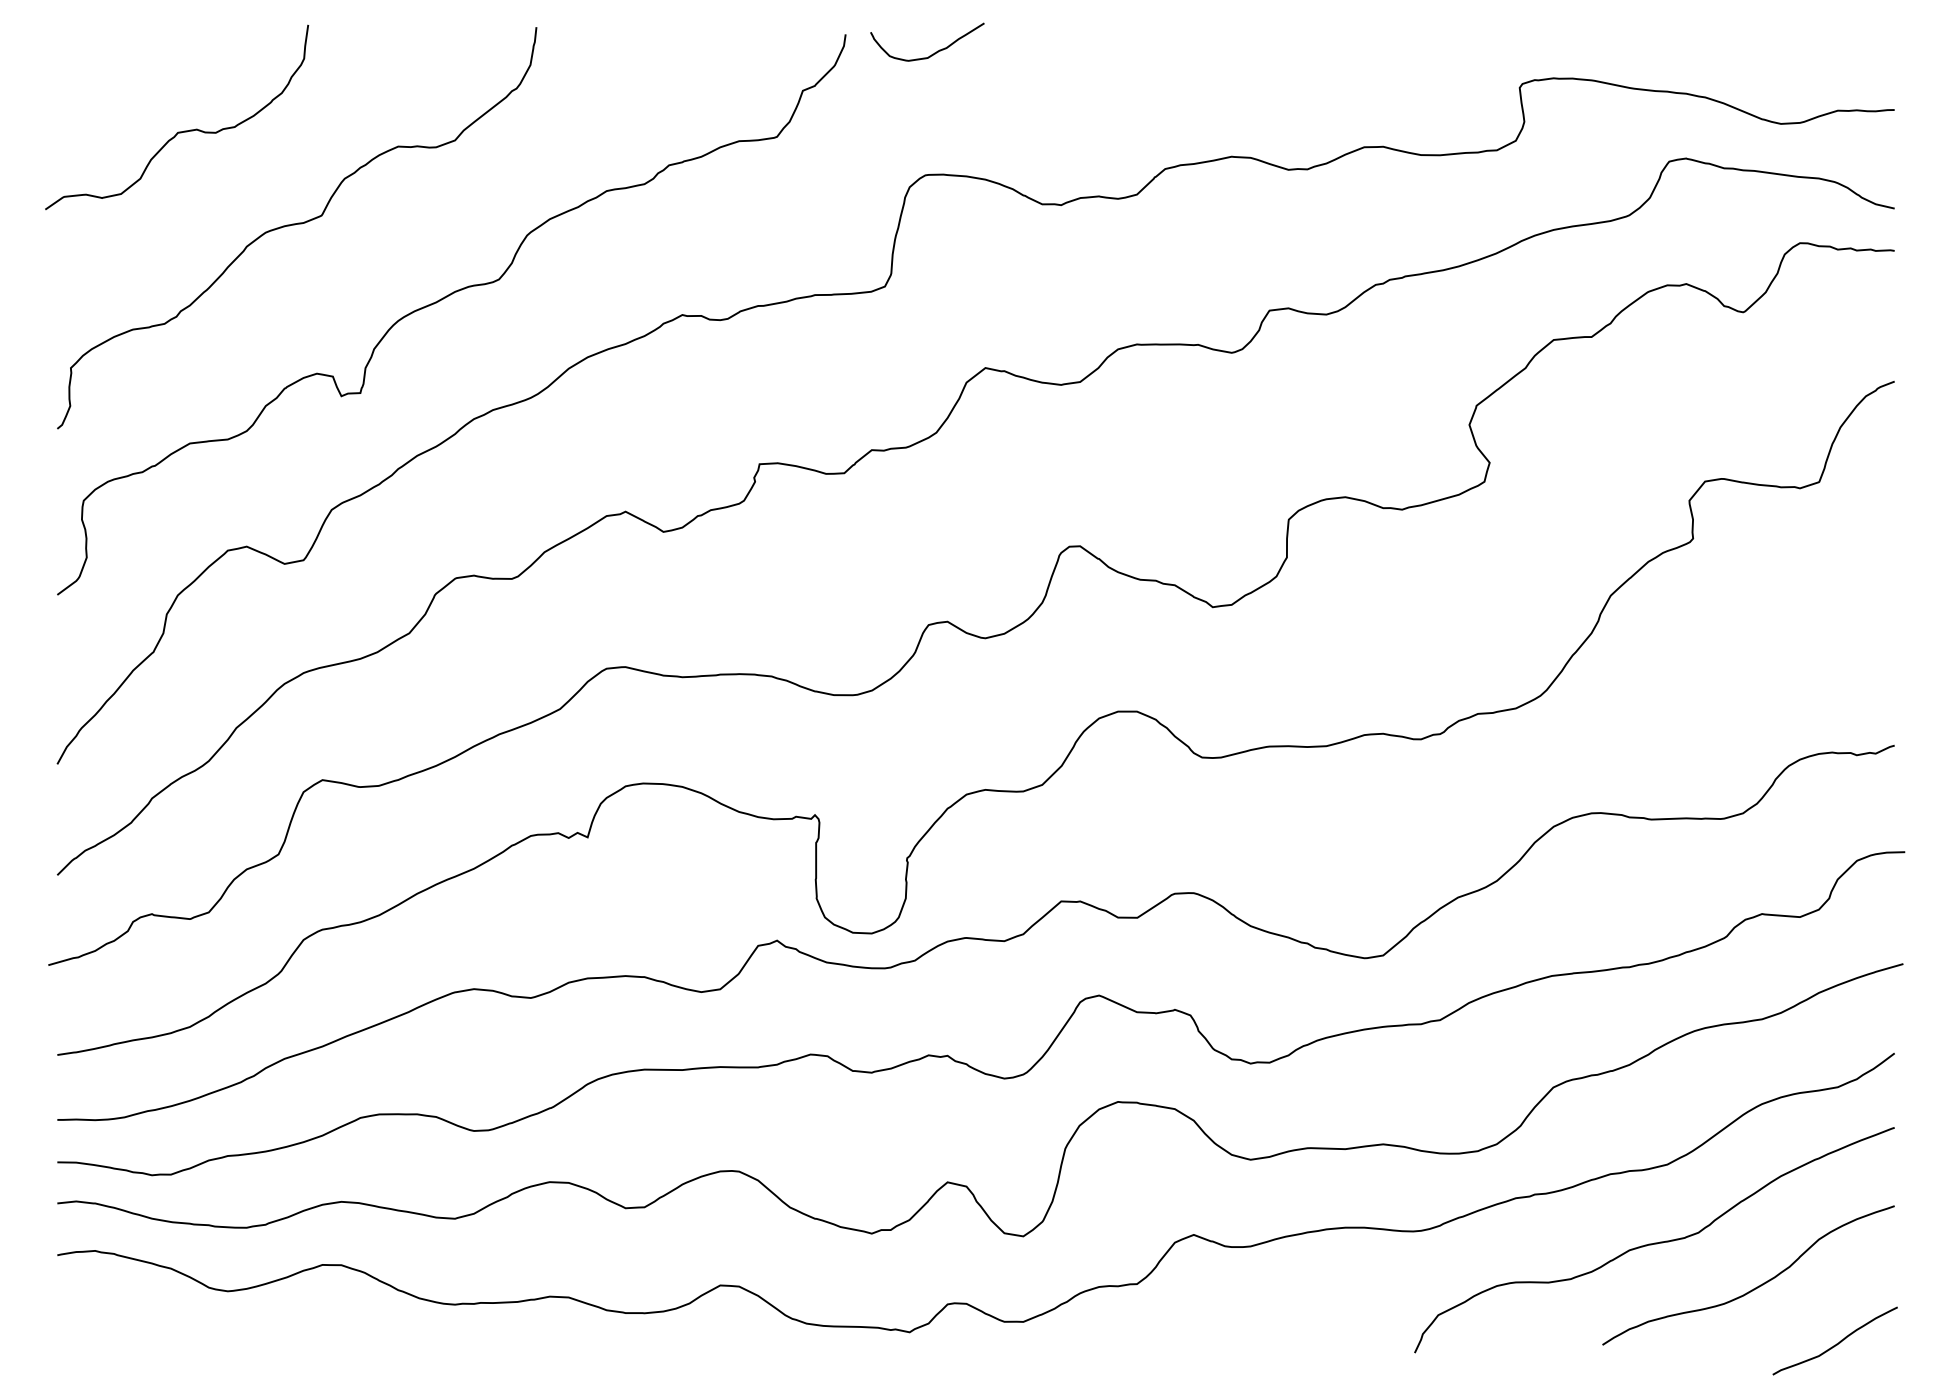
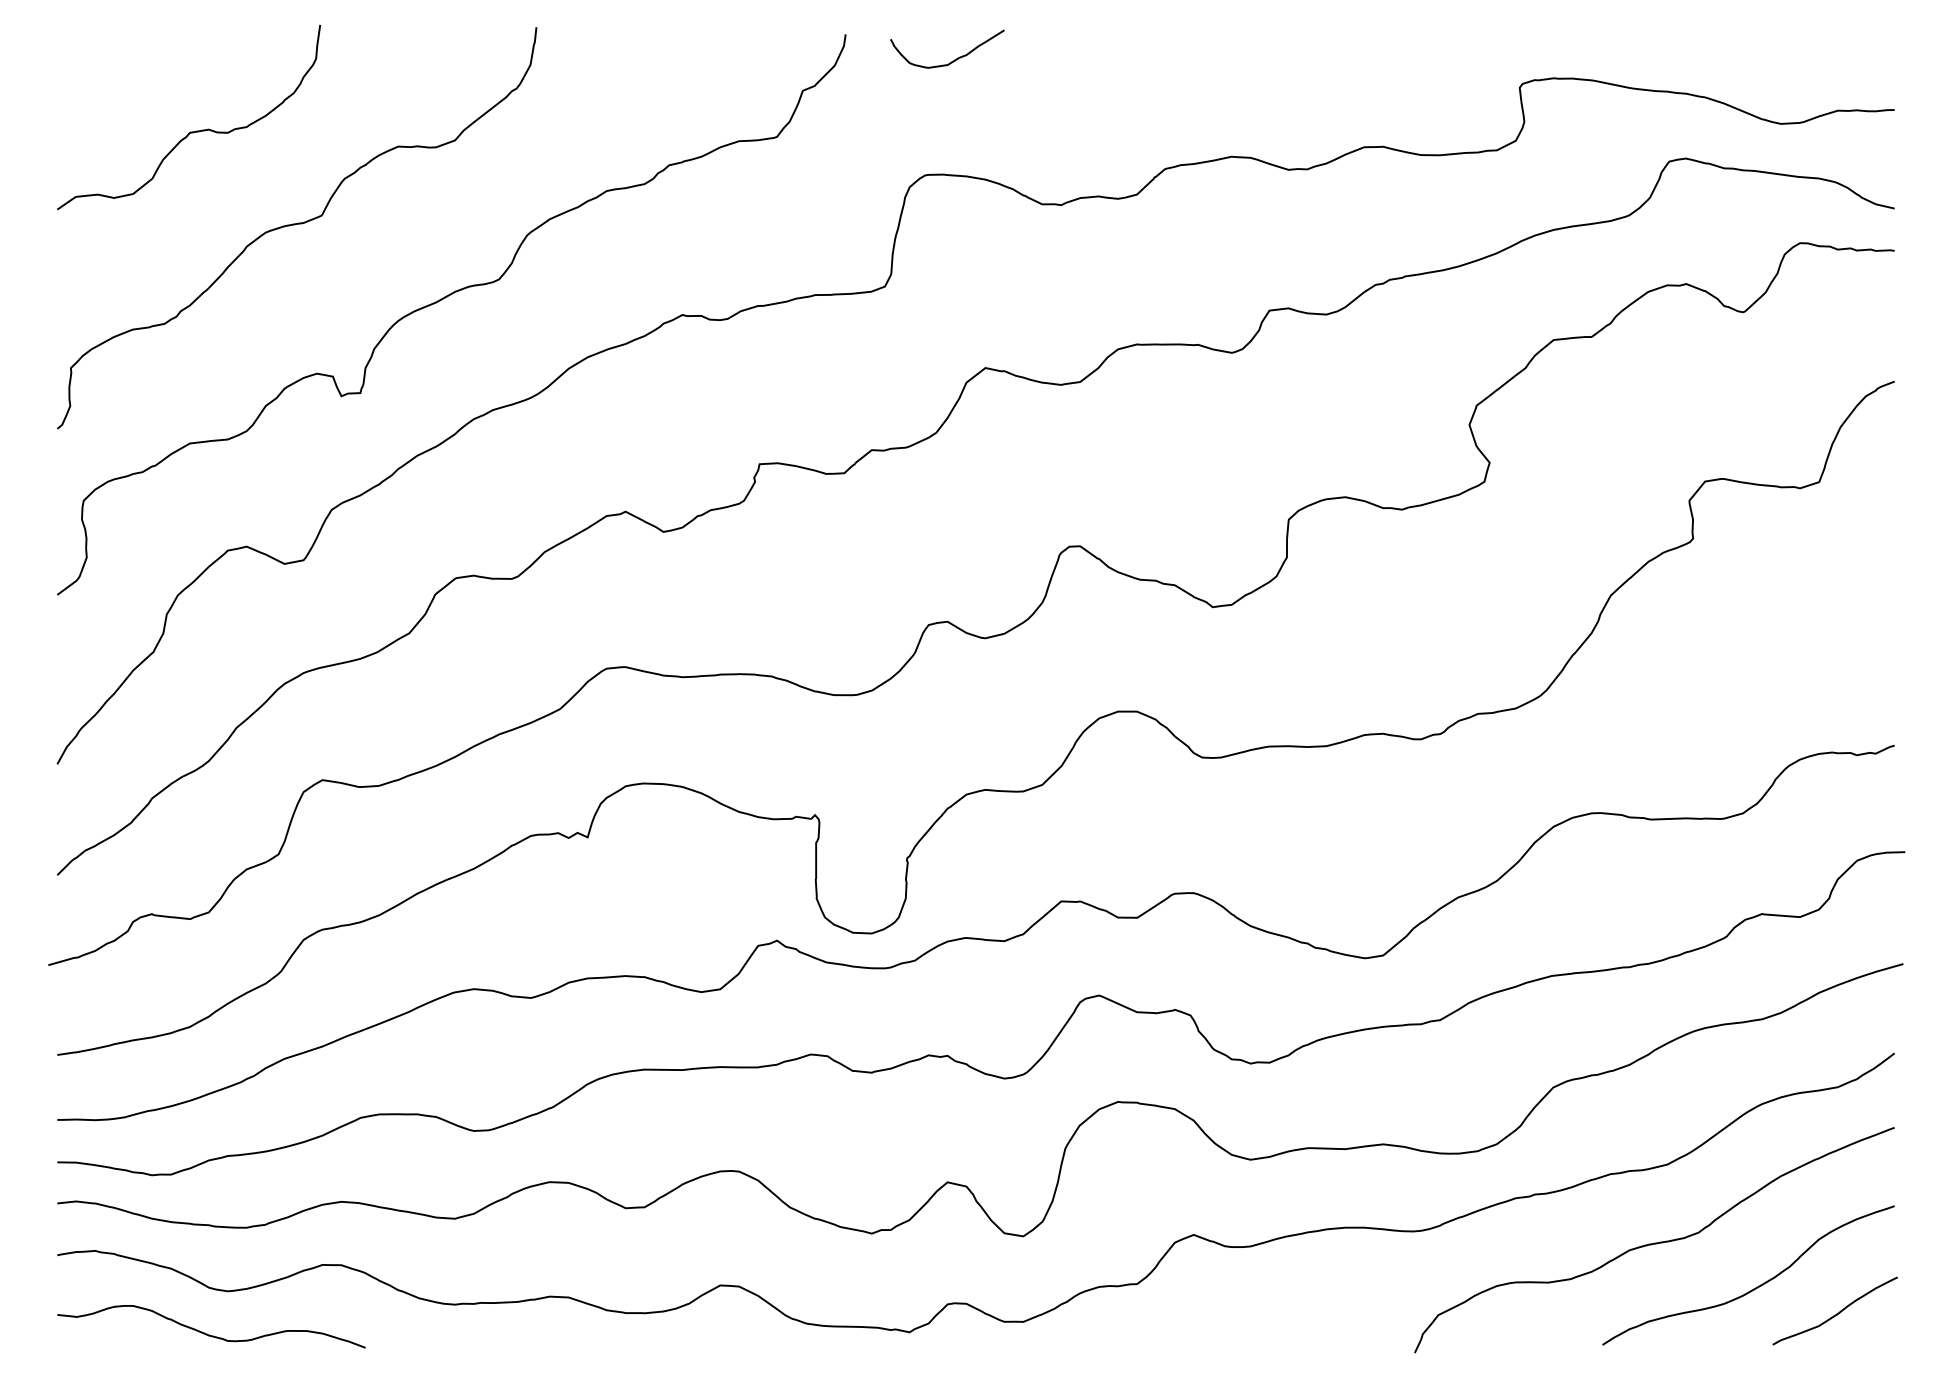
curve position: (934, 52) -> (954, 59) (954, 59)
curve position: (178, 131) -> (190, 131) (190, 131)
curve: none -> present (207, 1333)
curve position: (1836, 1343) -> (1836, 1313) (1836, 1313)
